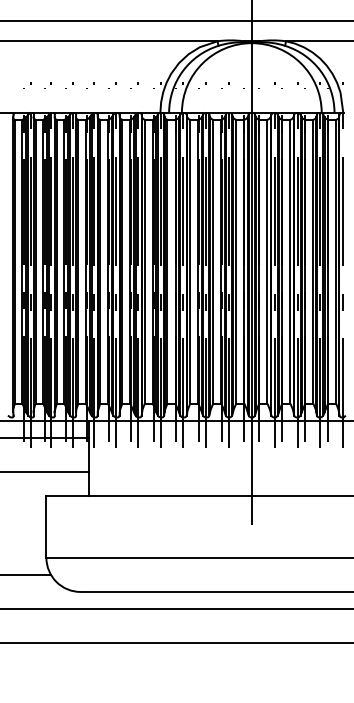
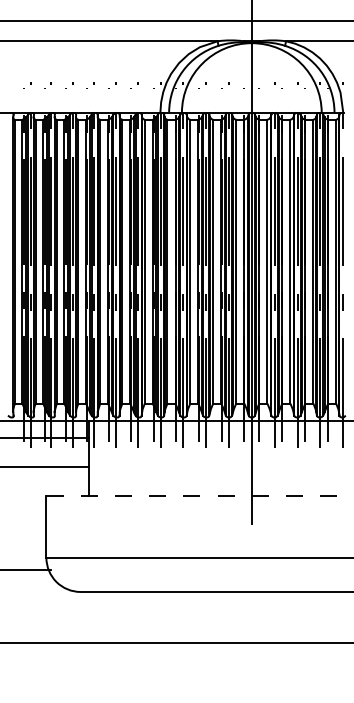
line position: (45, 472) -> (45, 467) (45, 467)
line: solid -> dashed (200, 496)
line position: (26, 574) -> (26, 569) (26, 569)
line: present -> none (176, 609)
